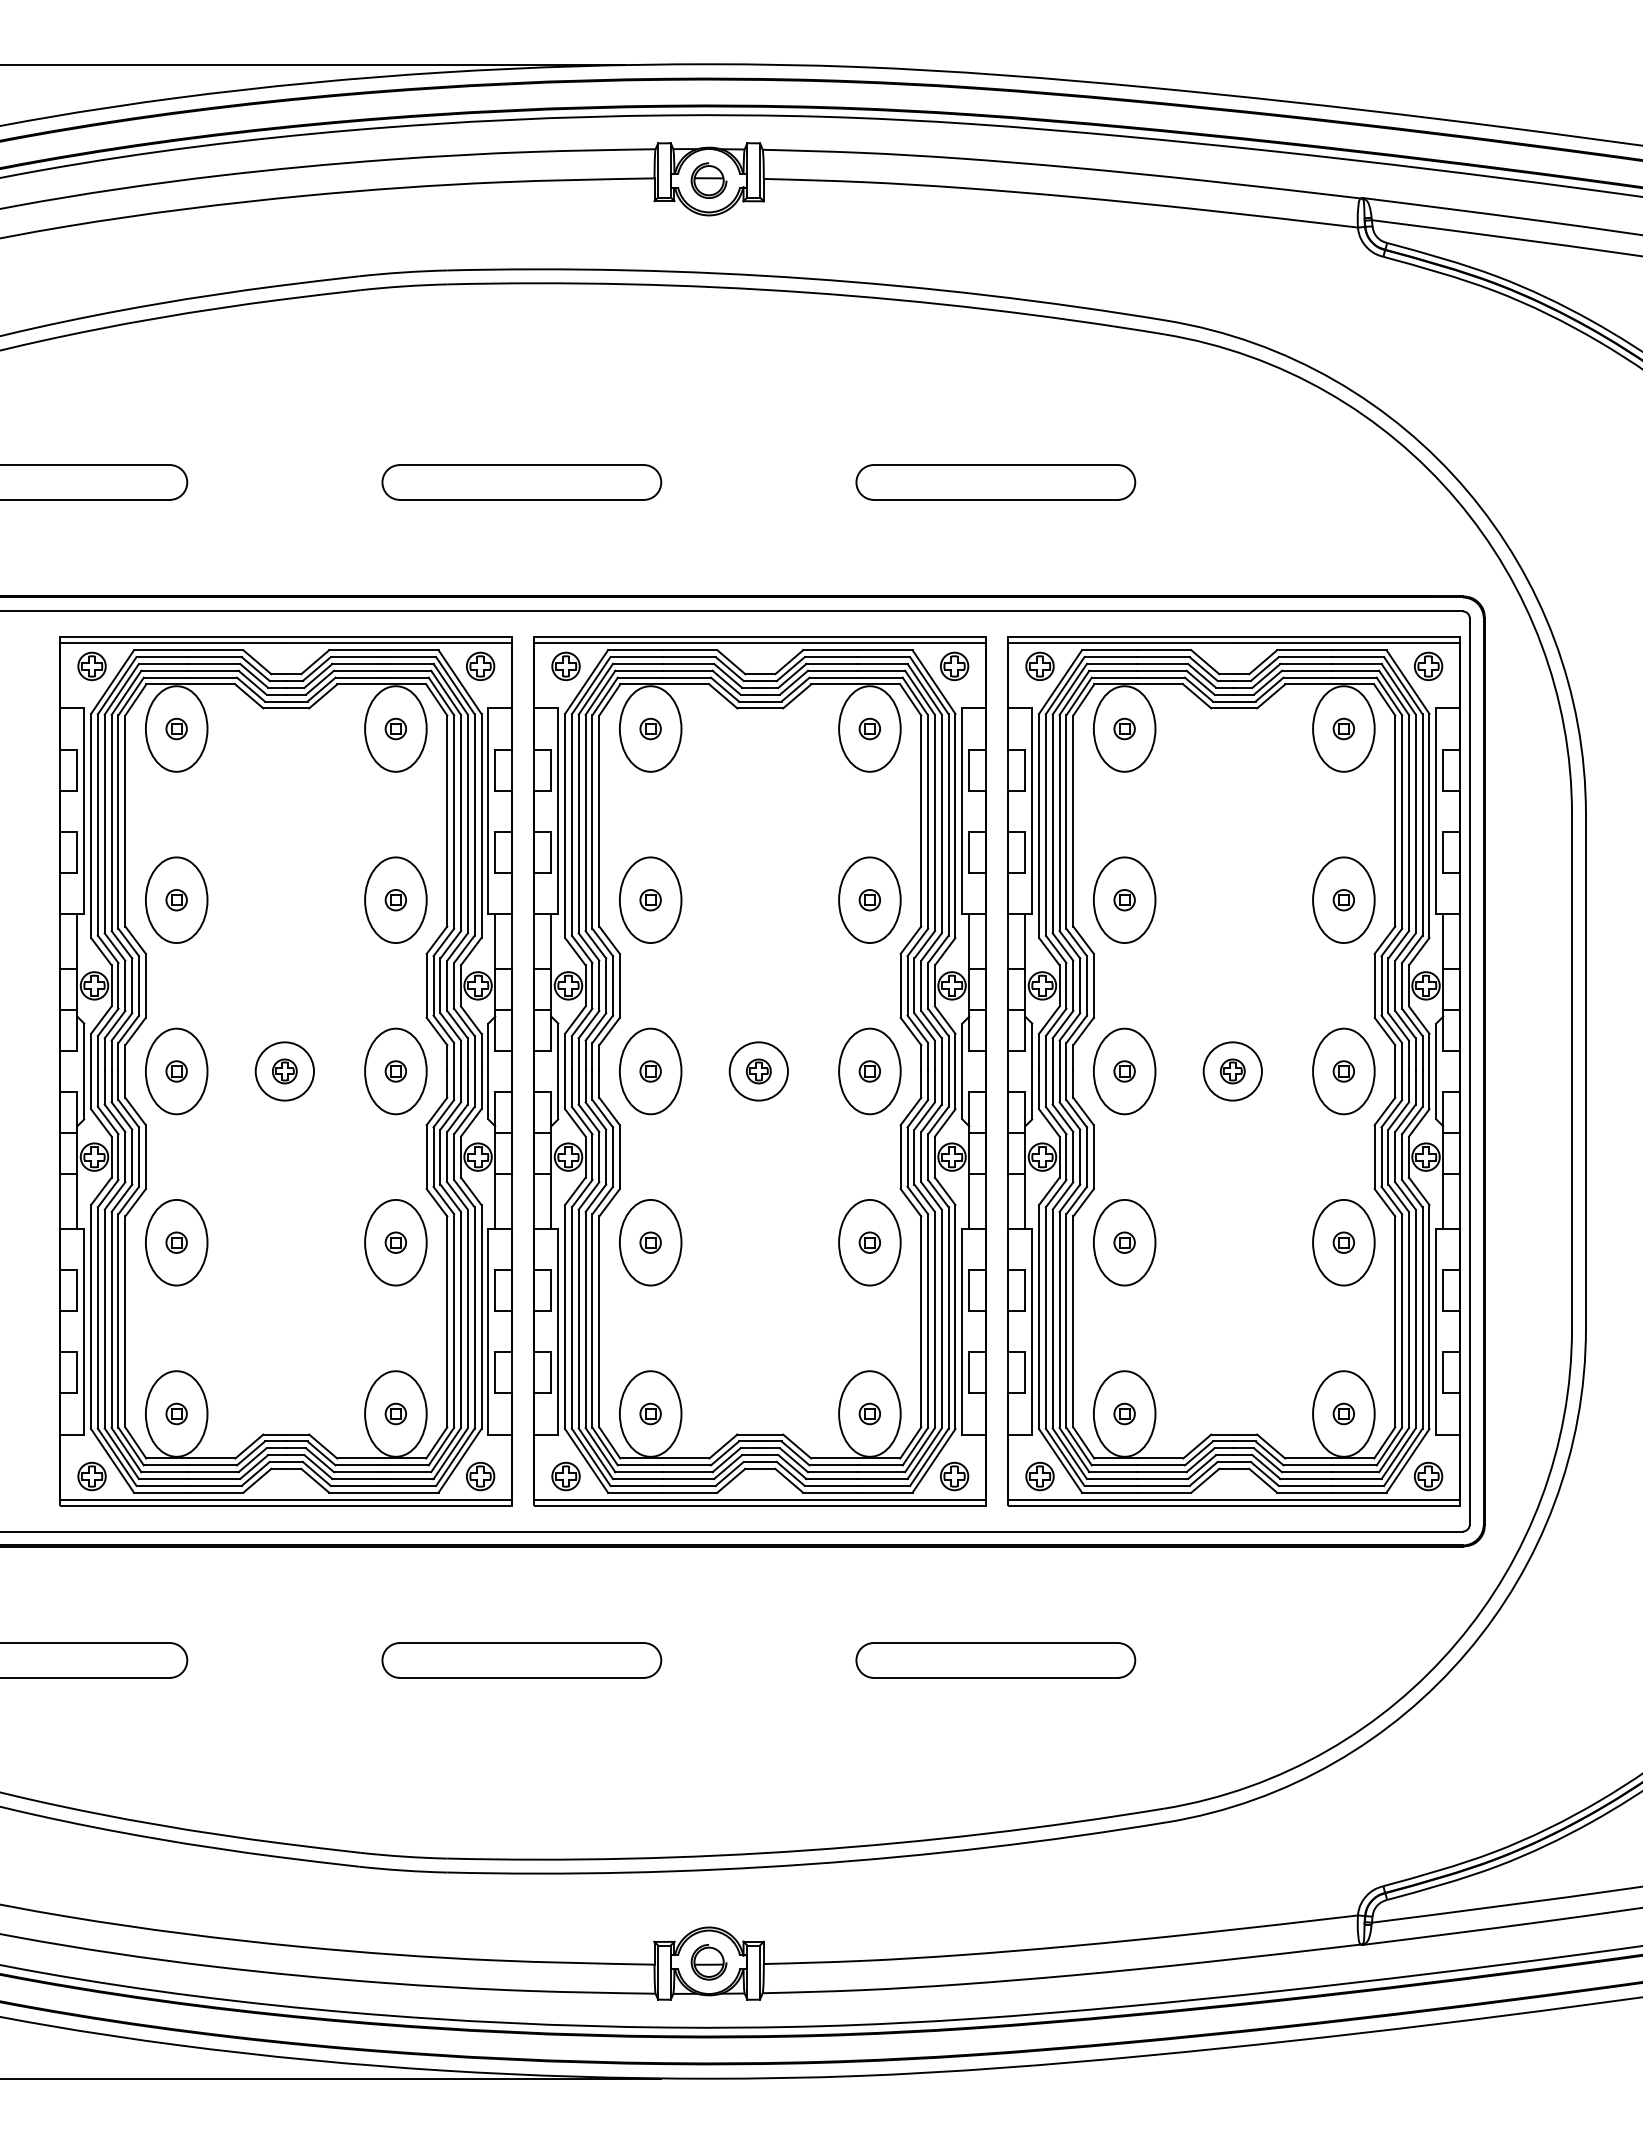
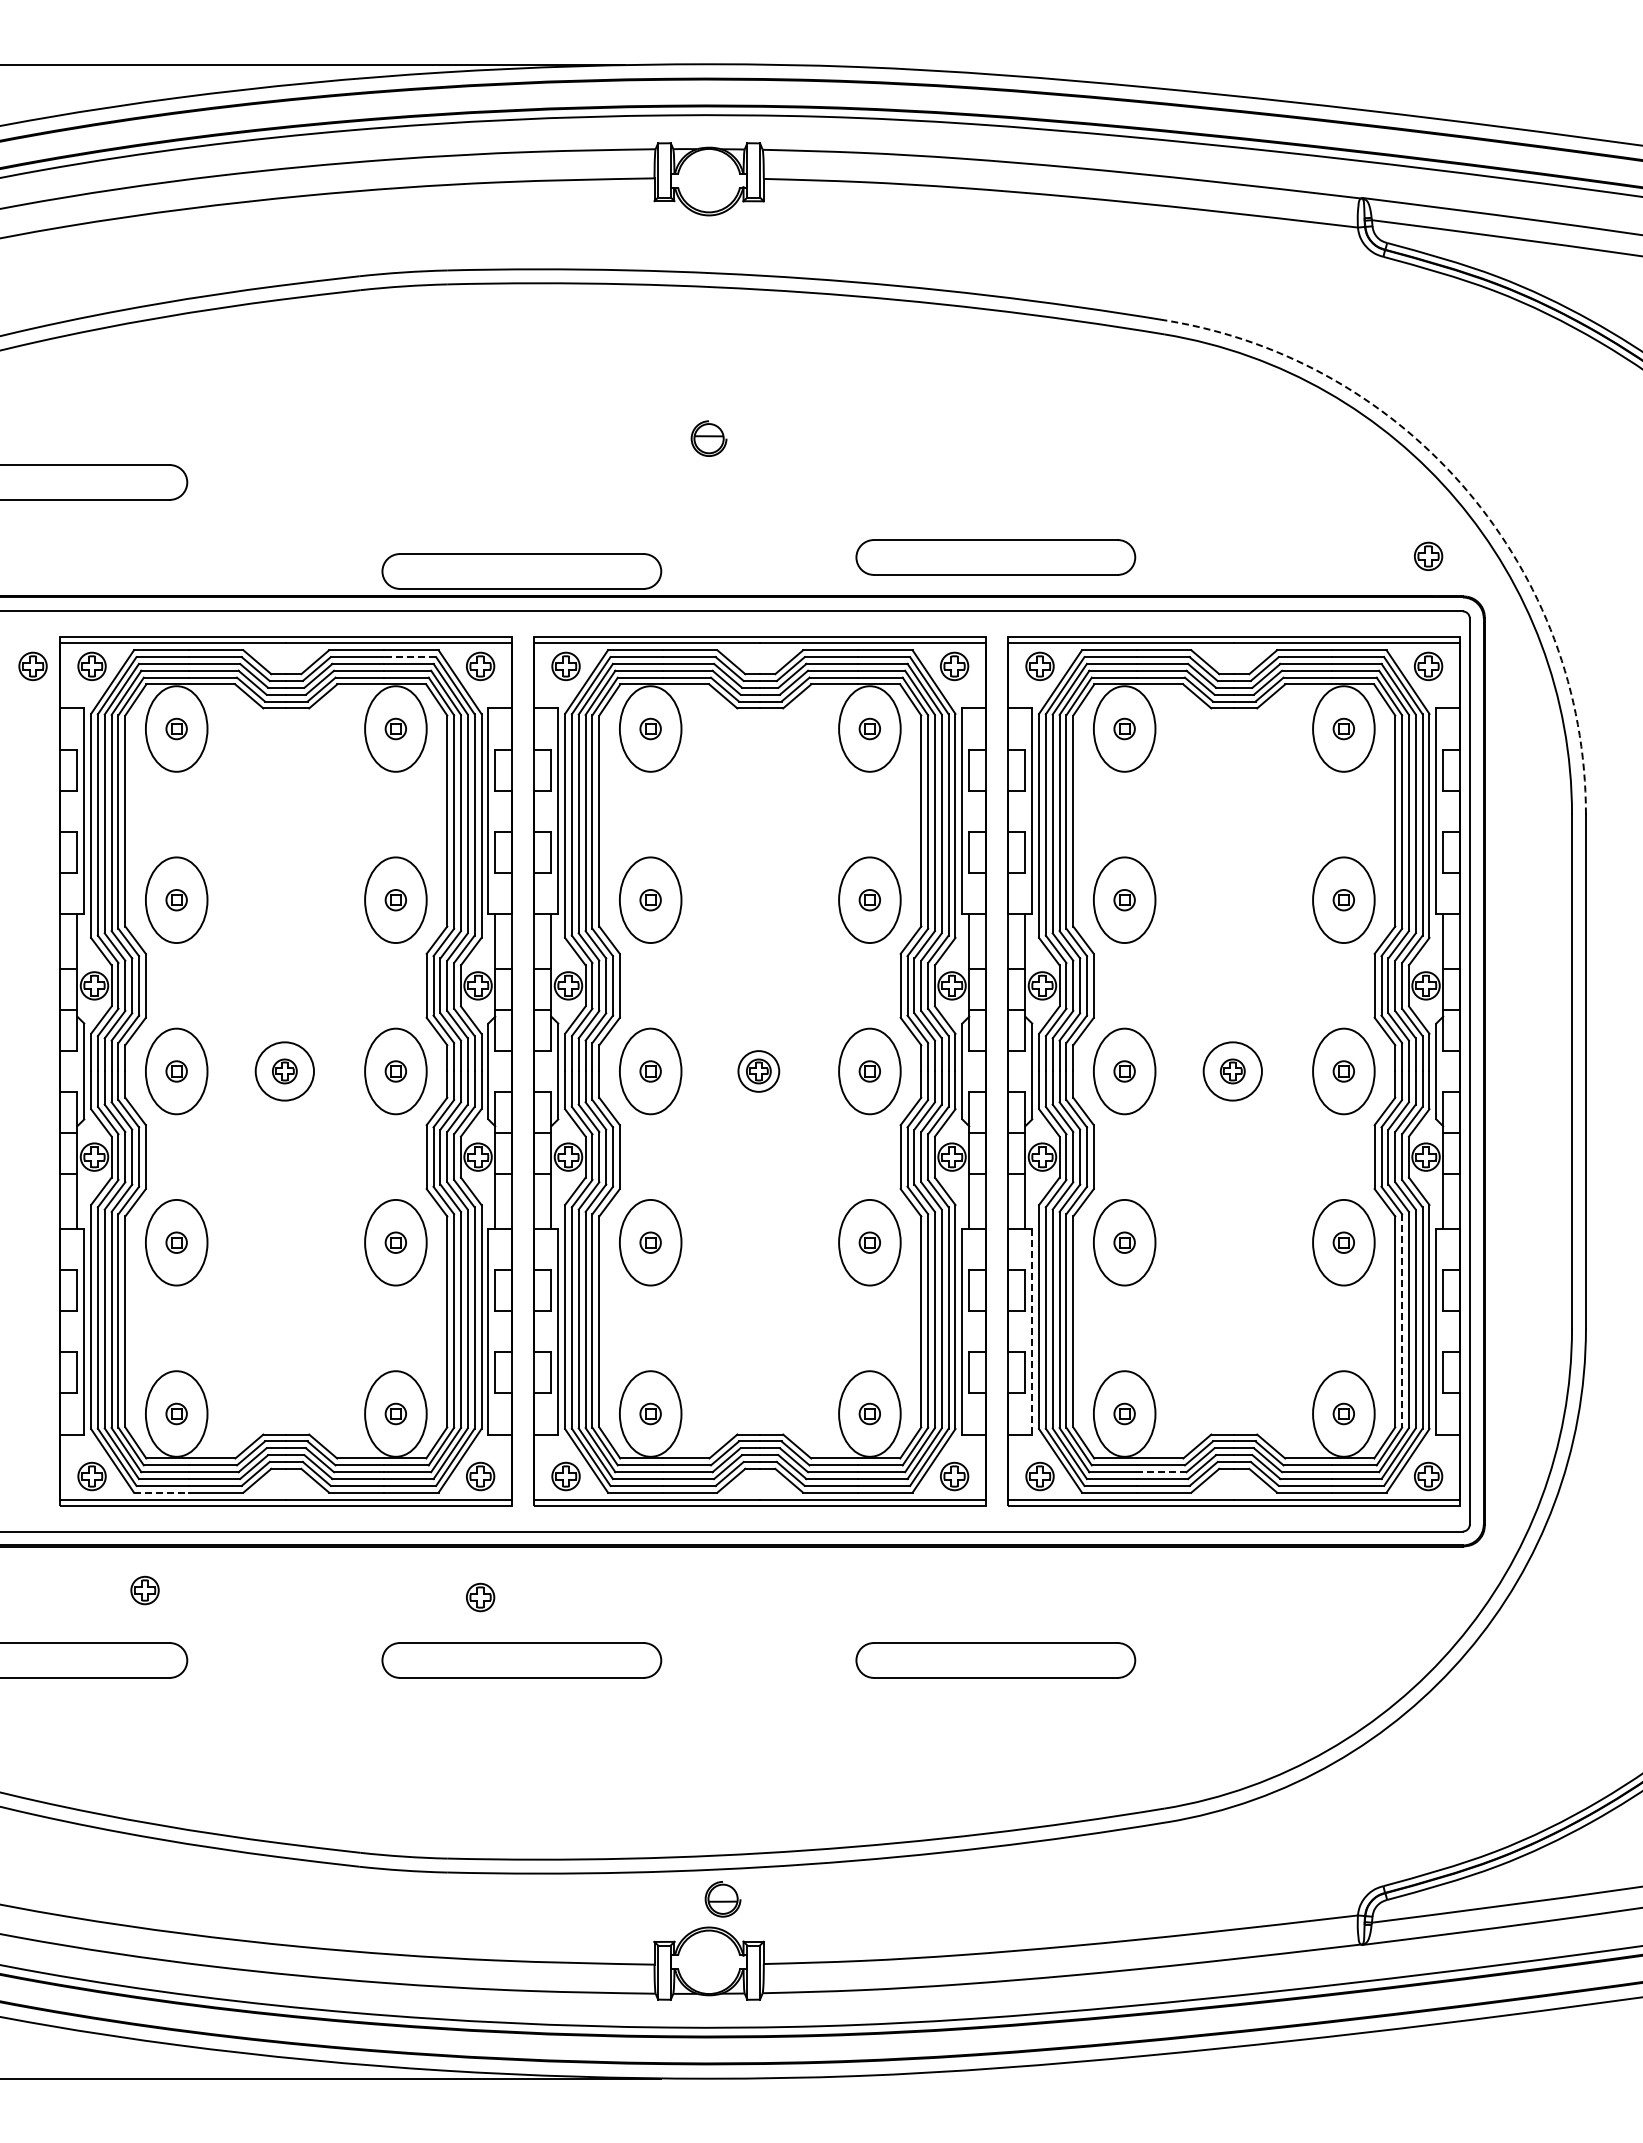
part position: (708, 180) -> (708, 438) (708, 438)
part position: (521, 482) -> (521, 571) (521, 571)
part position: (995, 482) -> (995, 557) (995, 557)
arc: solid -> dashed (1467, 490)
part: none -> present (1428, 555)
line: solid -> dashed (409, 657)
part: none -> present (32, 665)
circle diameter: 58 px -> 41 px (758, 1071)
line: solid -> dashed (1402, 1320)
line: solid -> dashed (1032, 1331)
line: solid -> dashed (1161, 1472)
line: solid -> dashed (161, 1492)
part: none -> present (144, 1590)
part: none -> present (480, 1597)
part position: (708, 1962) -> (722, 1899) (722, 1899)
